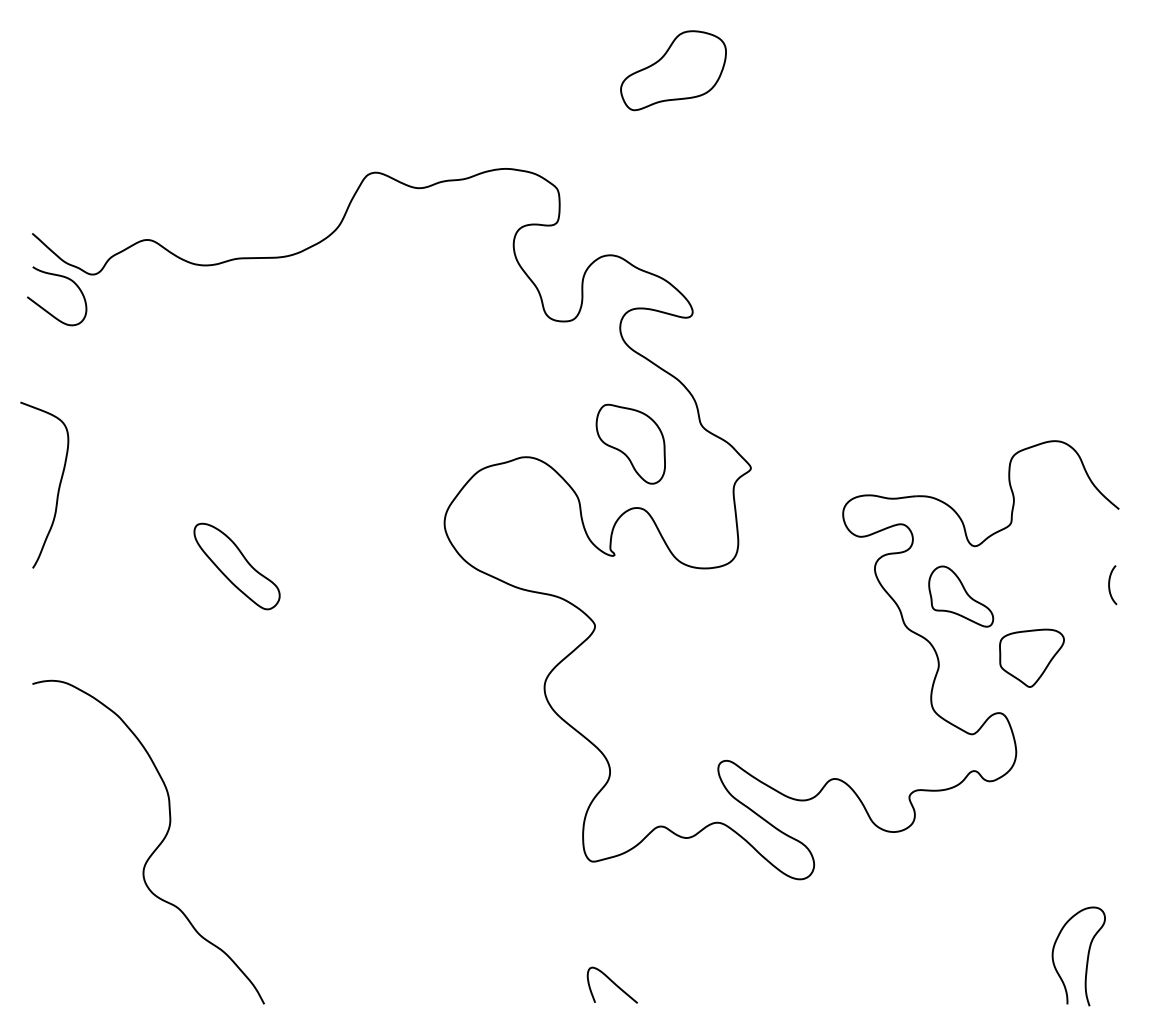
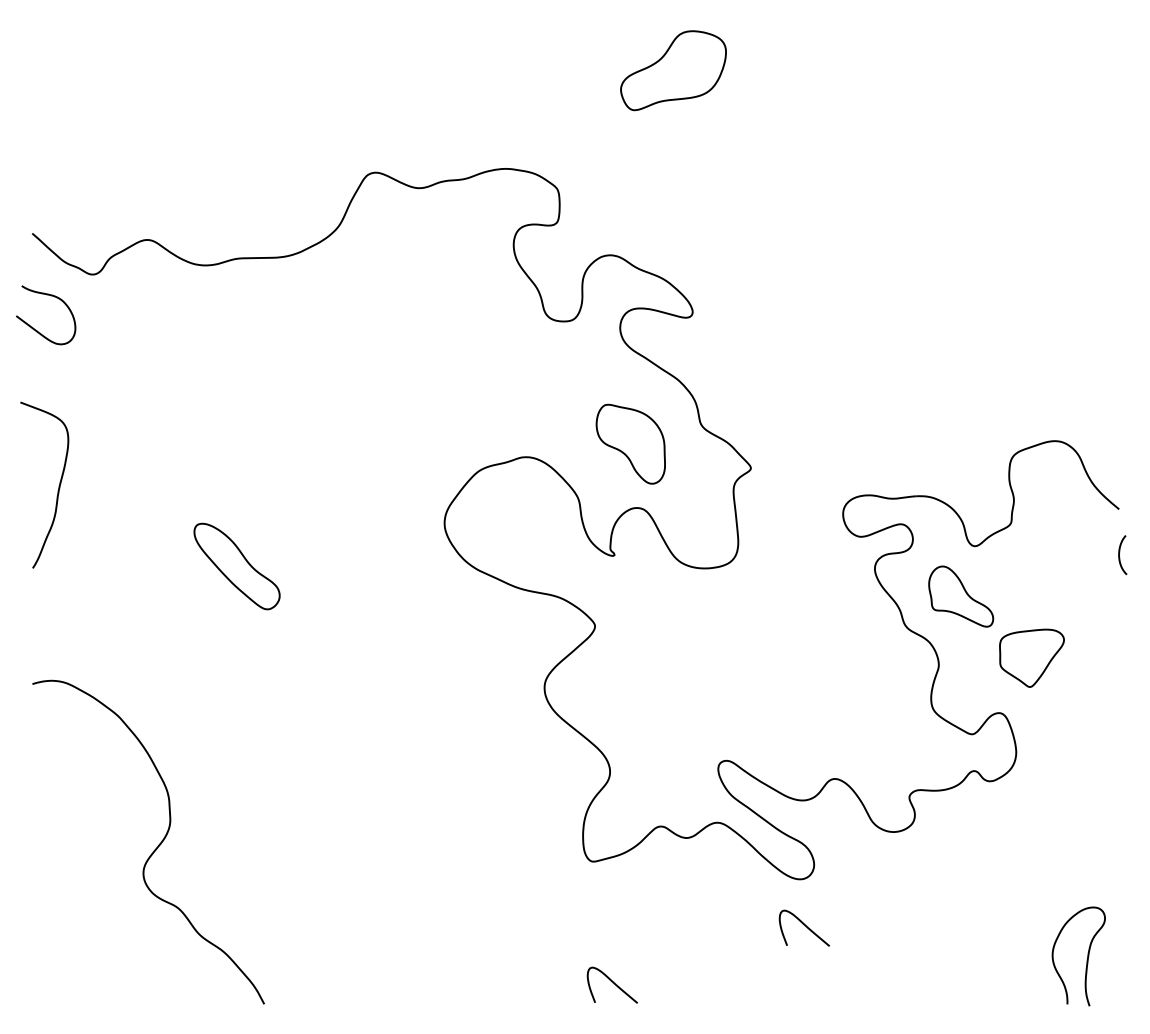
curve position: (47, 310) -> (36, 329) (36, 329)
curve position: (1110, 587) -> (1120, 557) (1120, 557)
curve: none -> present (803, 925)
